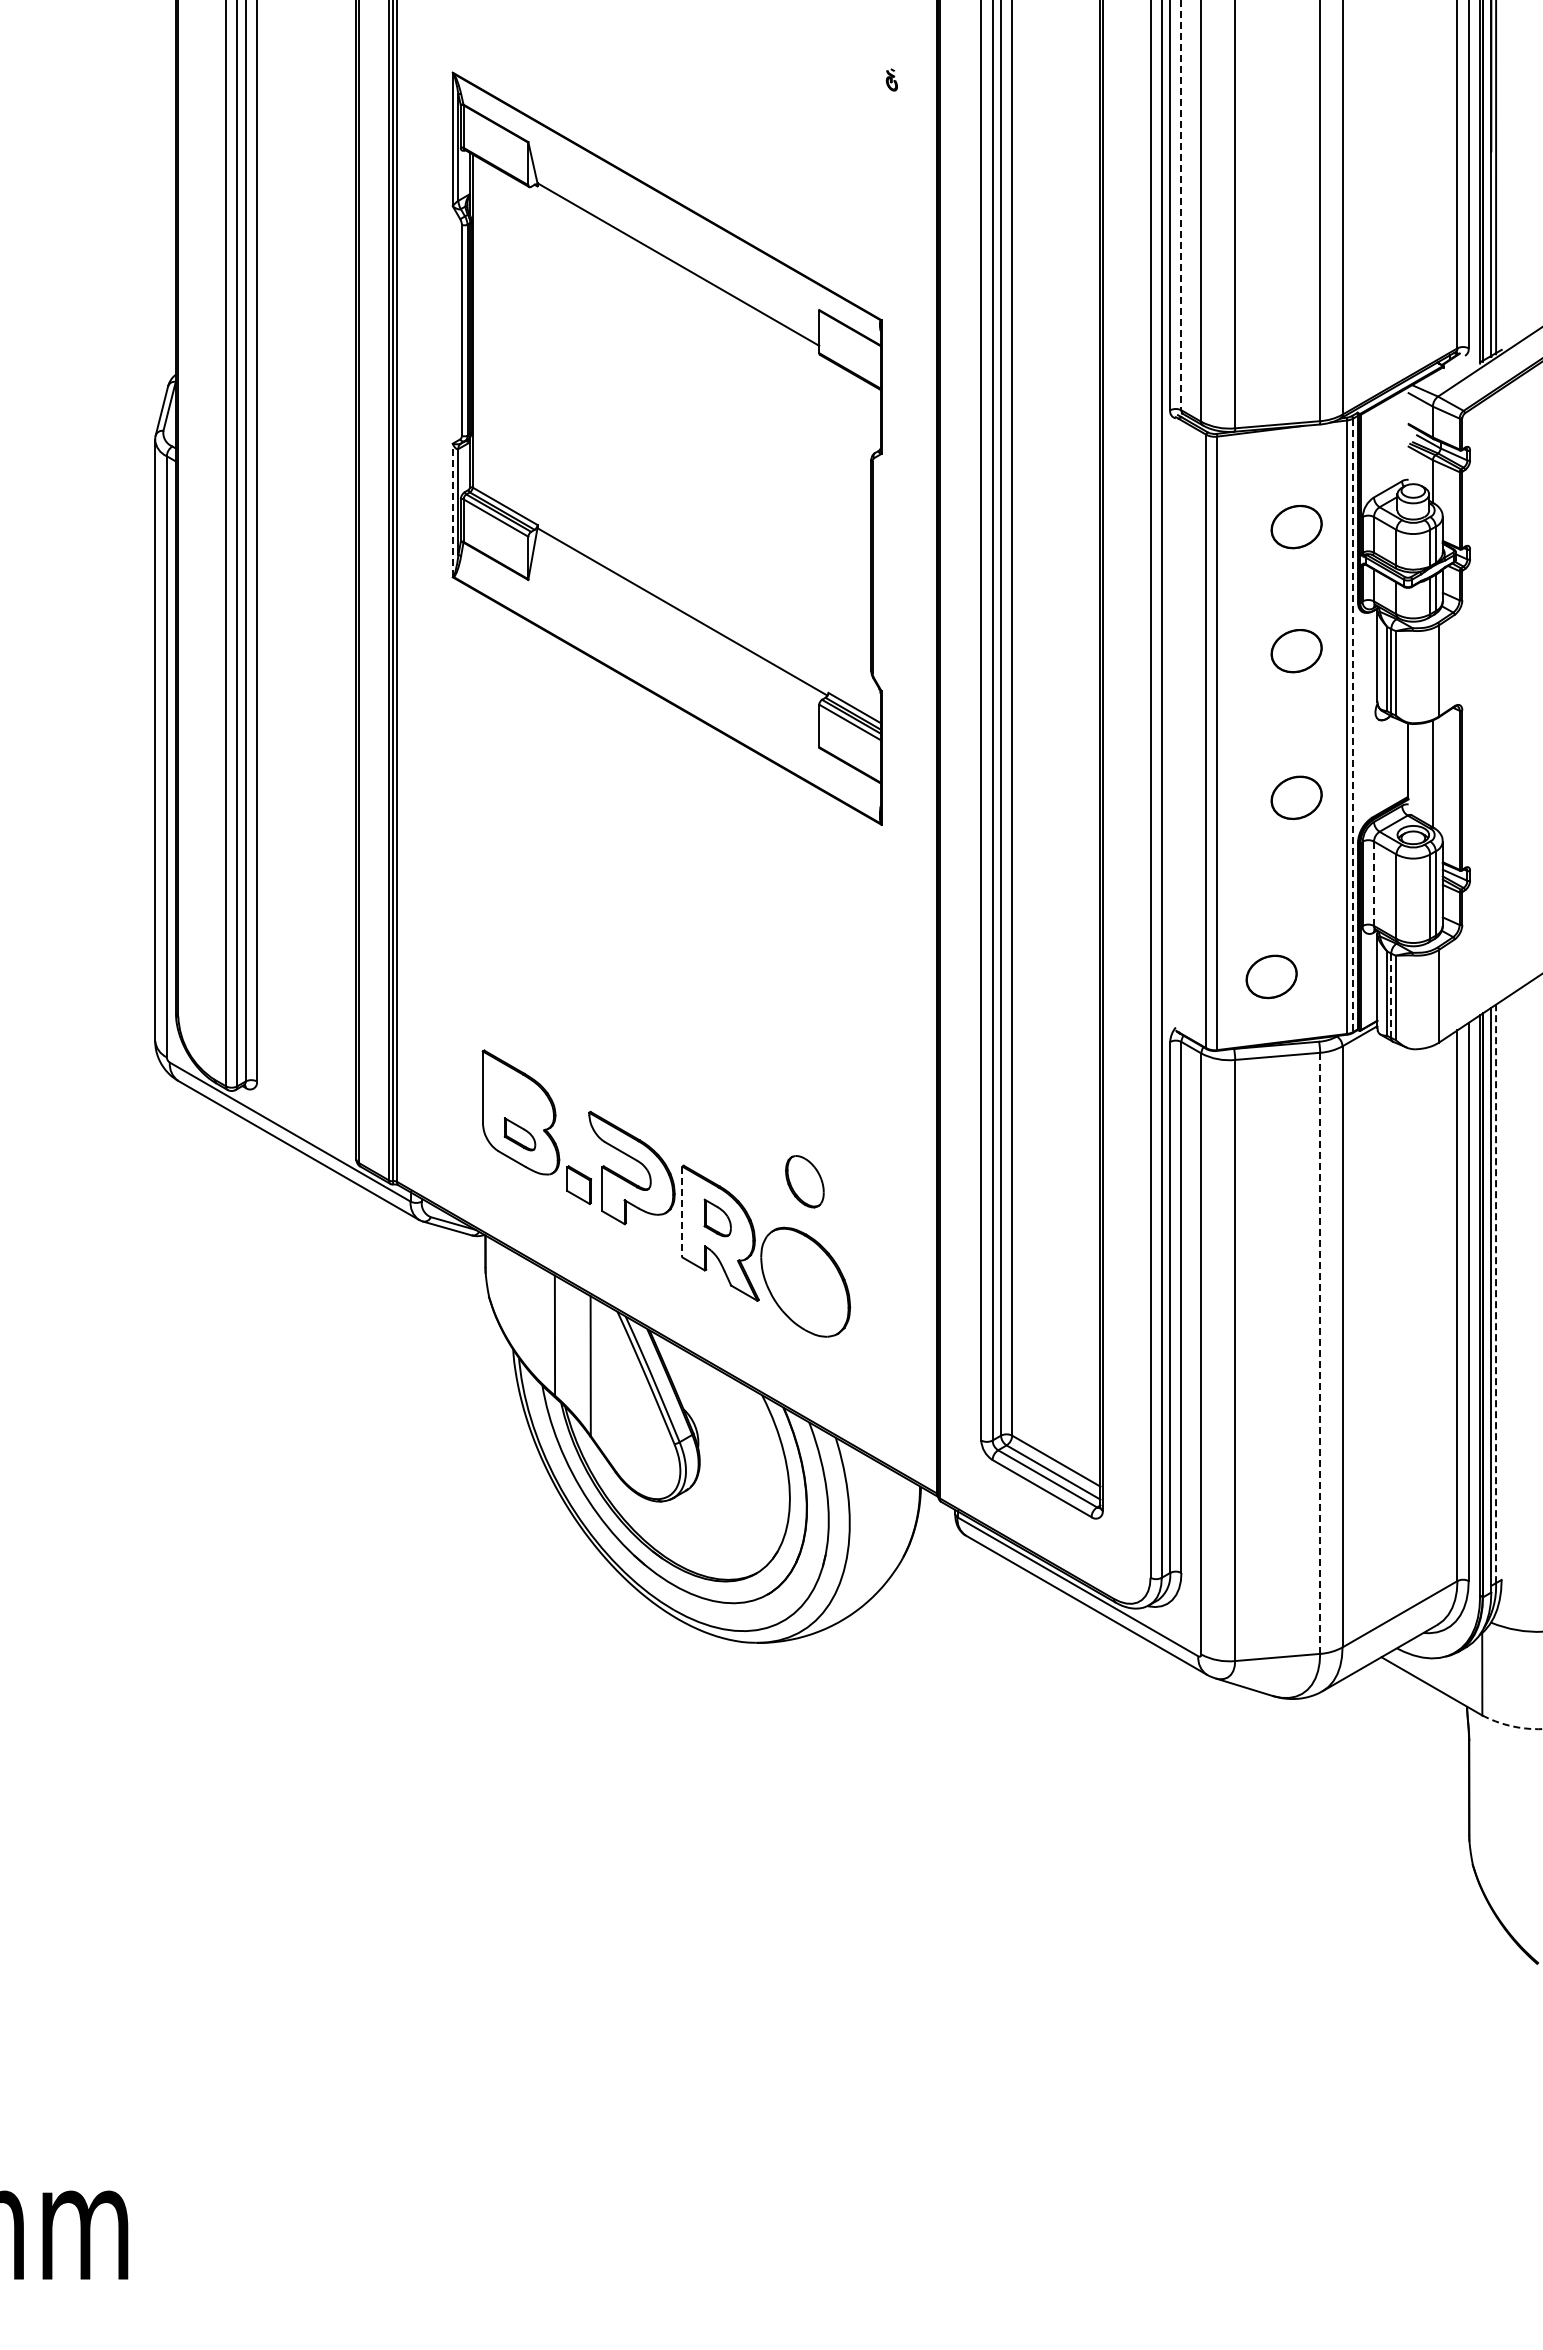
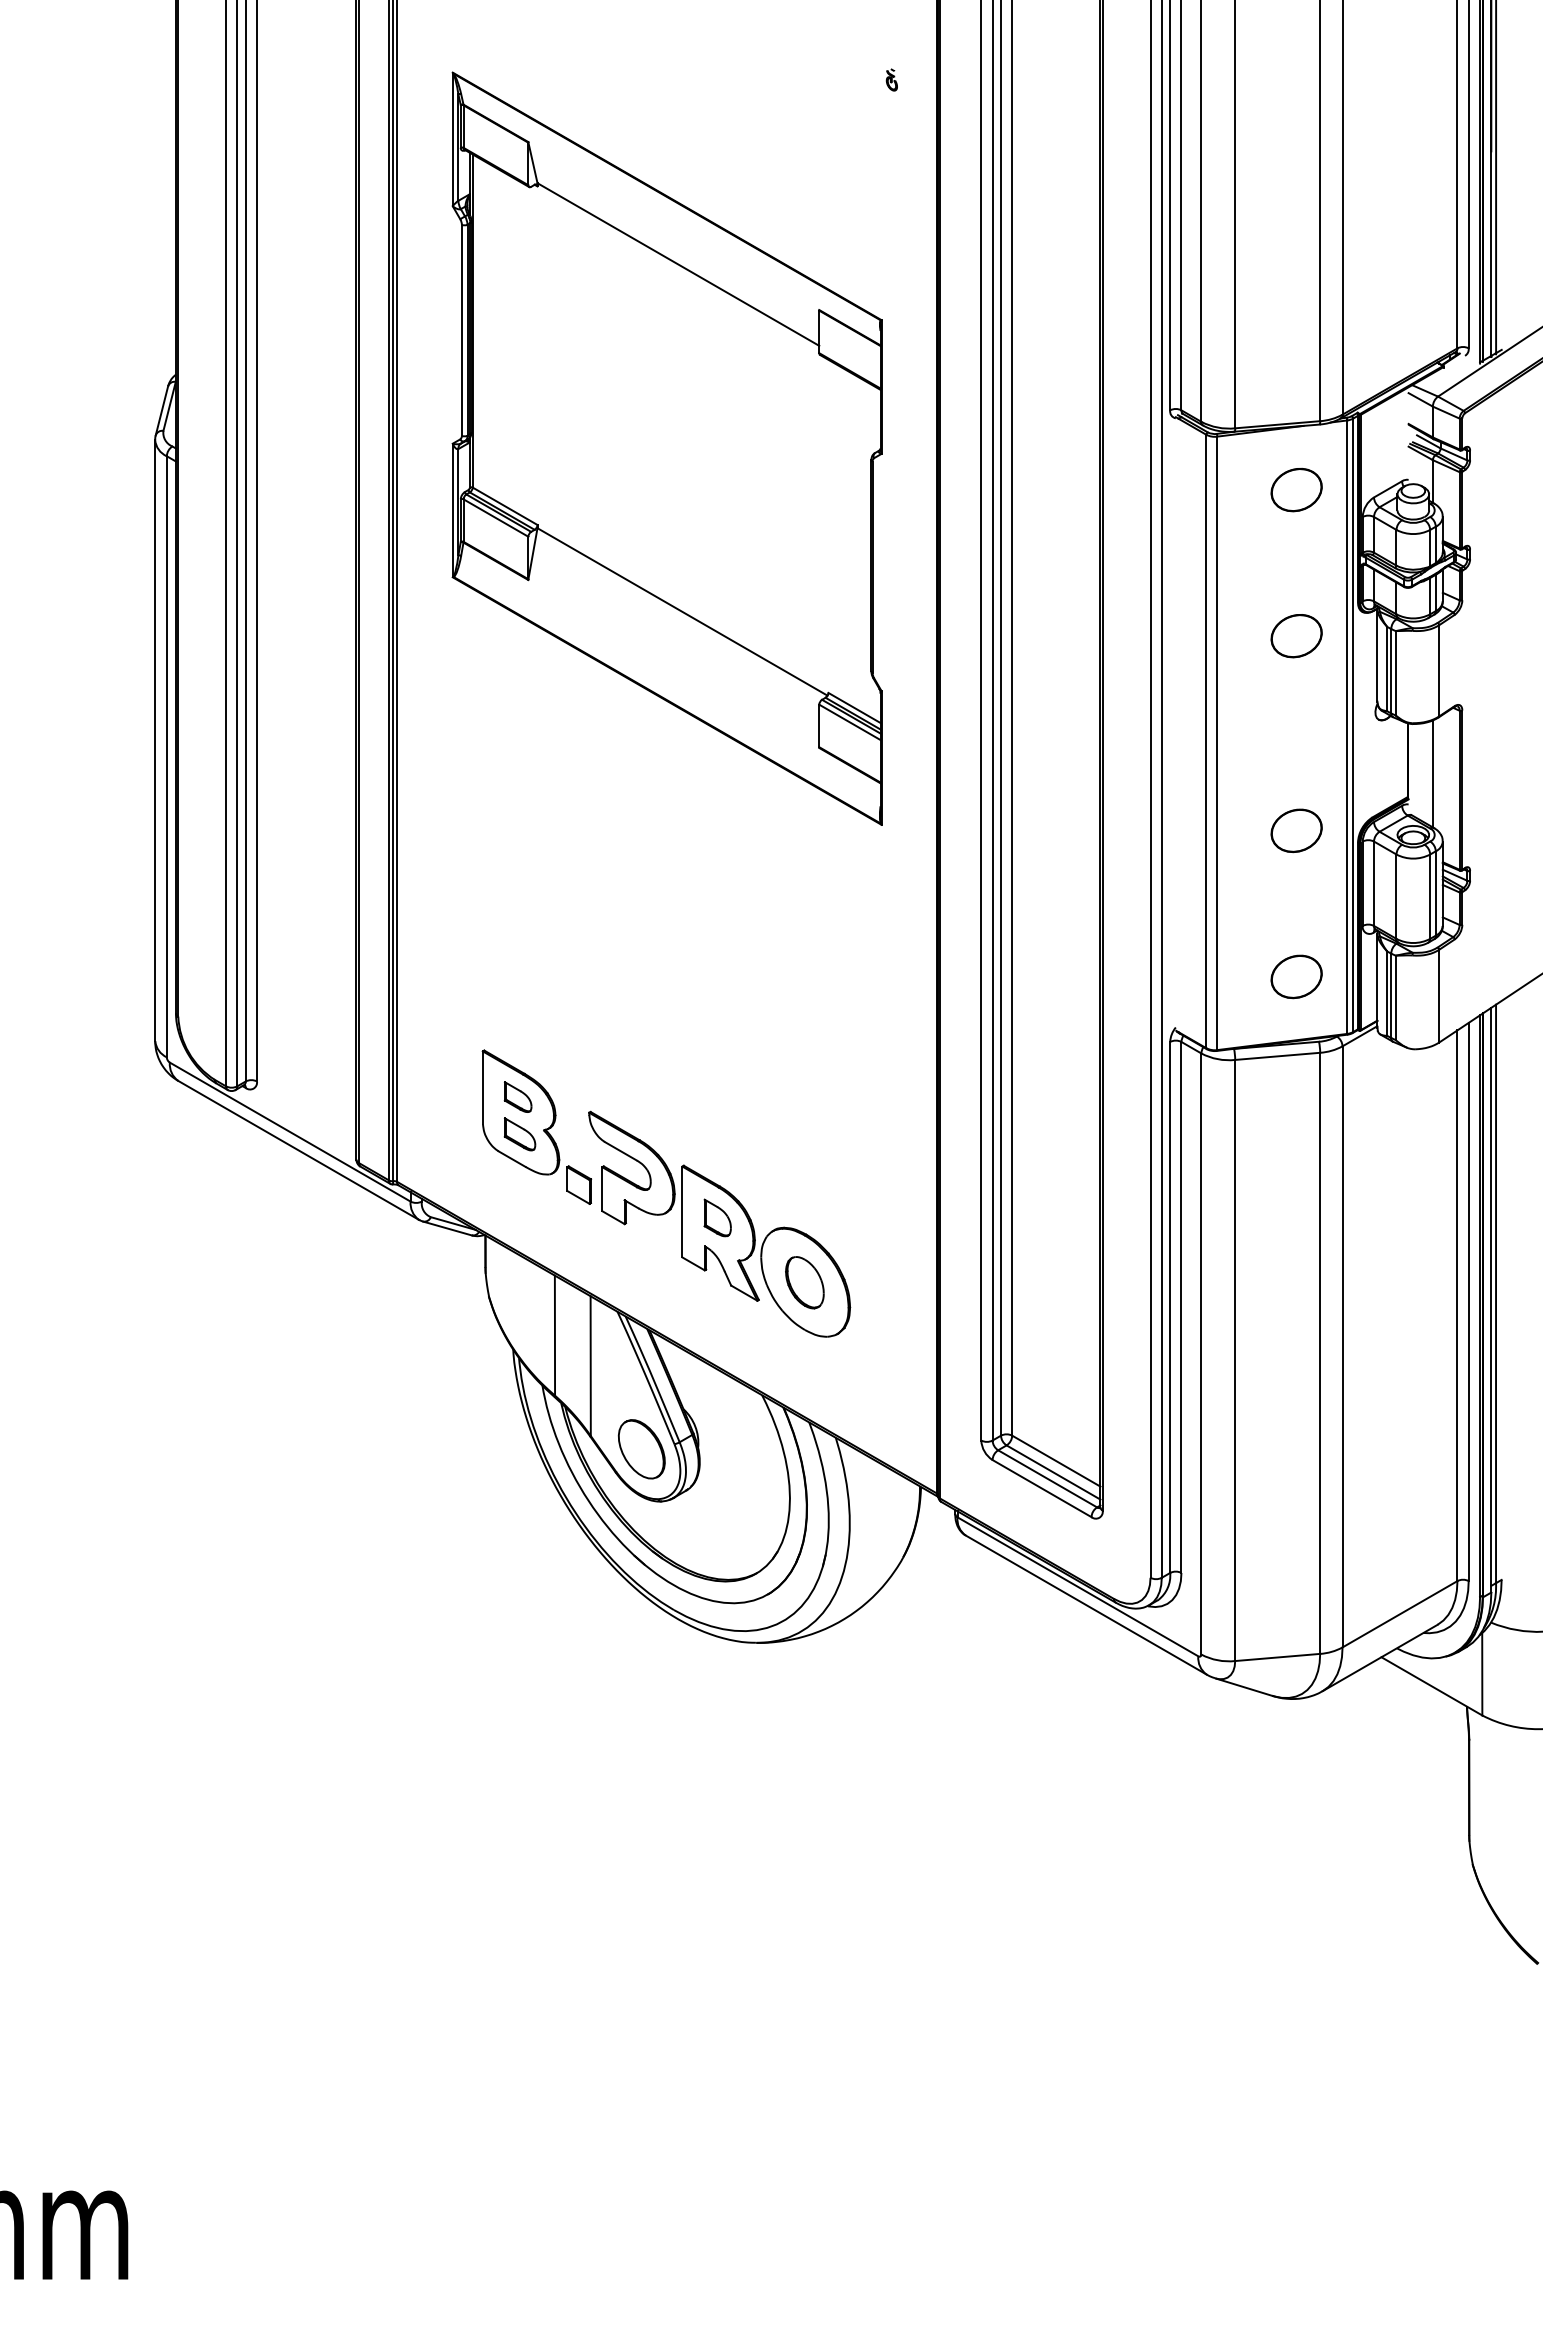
line: dashed -> solid (1181, 205)
line: dashed -> solid (452, 510)
part position: (1296, 526) -> (1296, 489) (1296, 489)
part position: (1296, 651) -> (1296, 636) (1296, 636)
line: dashed -> solid (1353, 725)
part position: (1296, 797) -> (1296, 830) (1296, 830)
line: dashed -> solid (1373, 884)
part position: (1271, 976) -> (1296, 976) (1296, 976)
line: dashed -> solid (1391, 995)
part: none -> present (517, 1096)
part position: (804, 1181) -> (804, 1282) (804, 1282)
line: dashed -> solid (682, 1212)
line: dashed -> solid (1496, 1293)
line: dashed -> solid (1320, 1353)
part: none -> present (641, 1449)
arc: dashed -> solid (1511, 1726)
